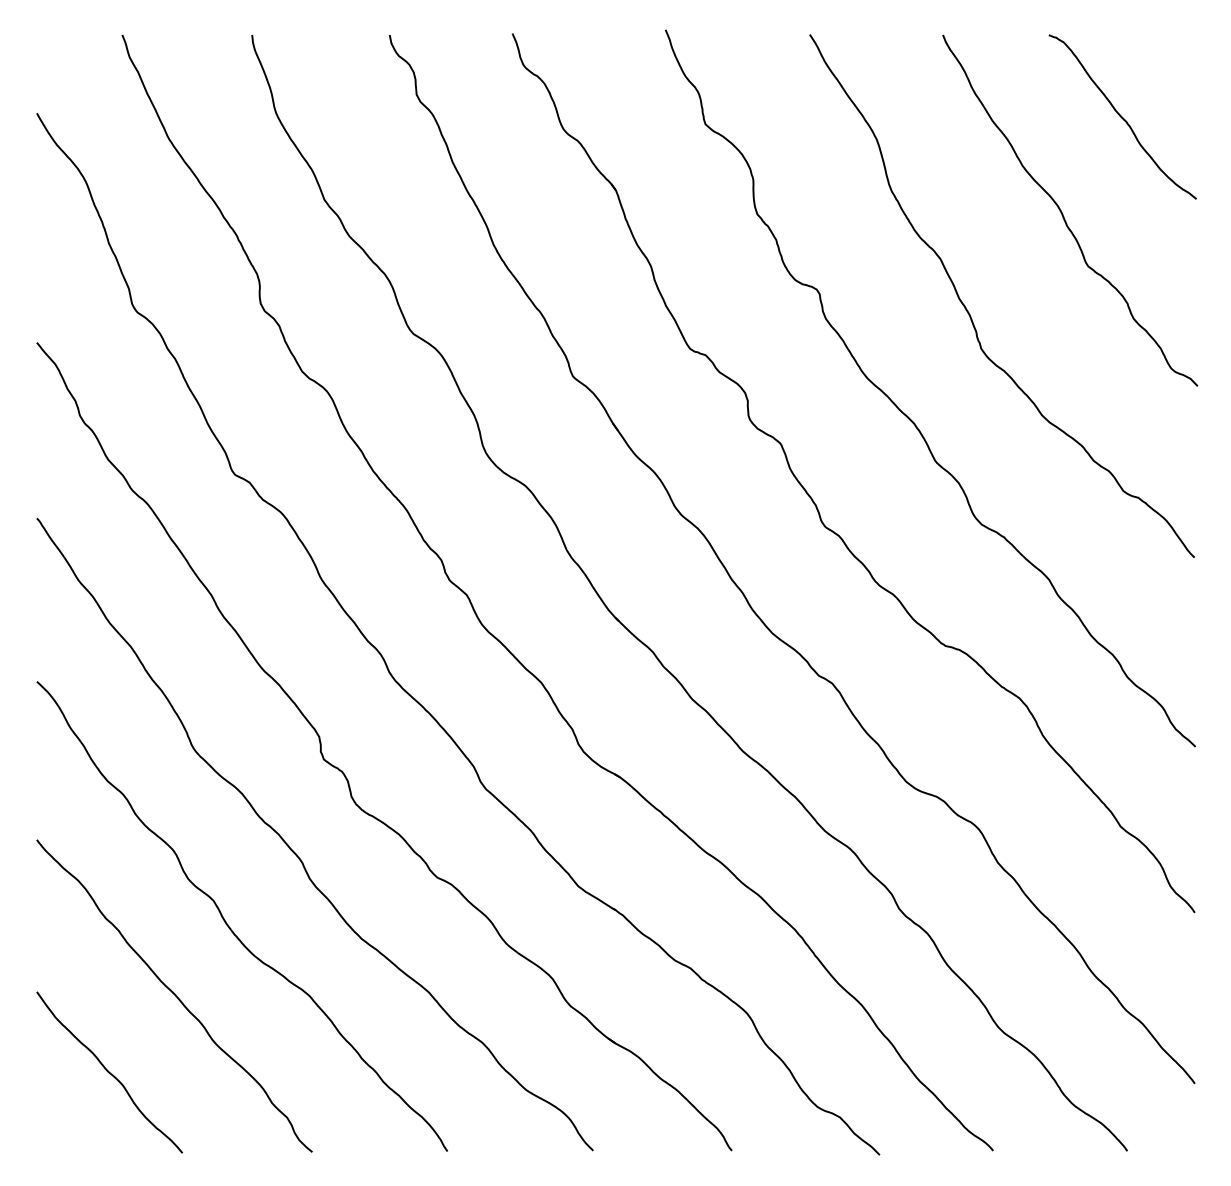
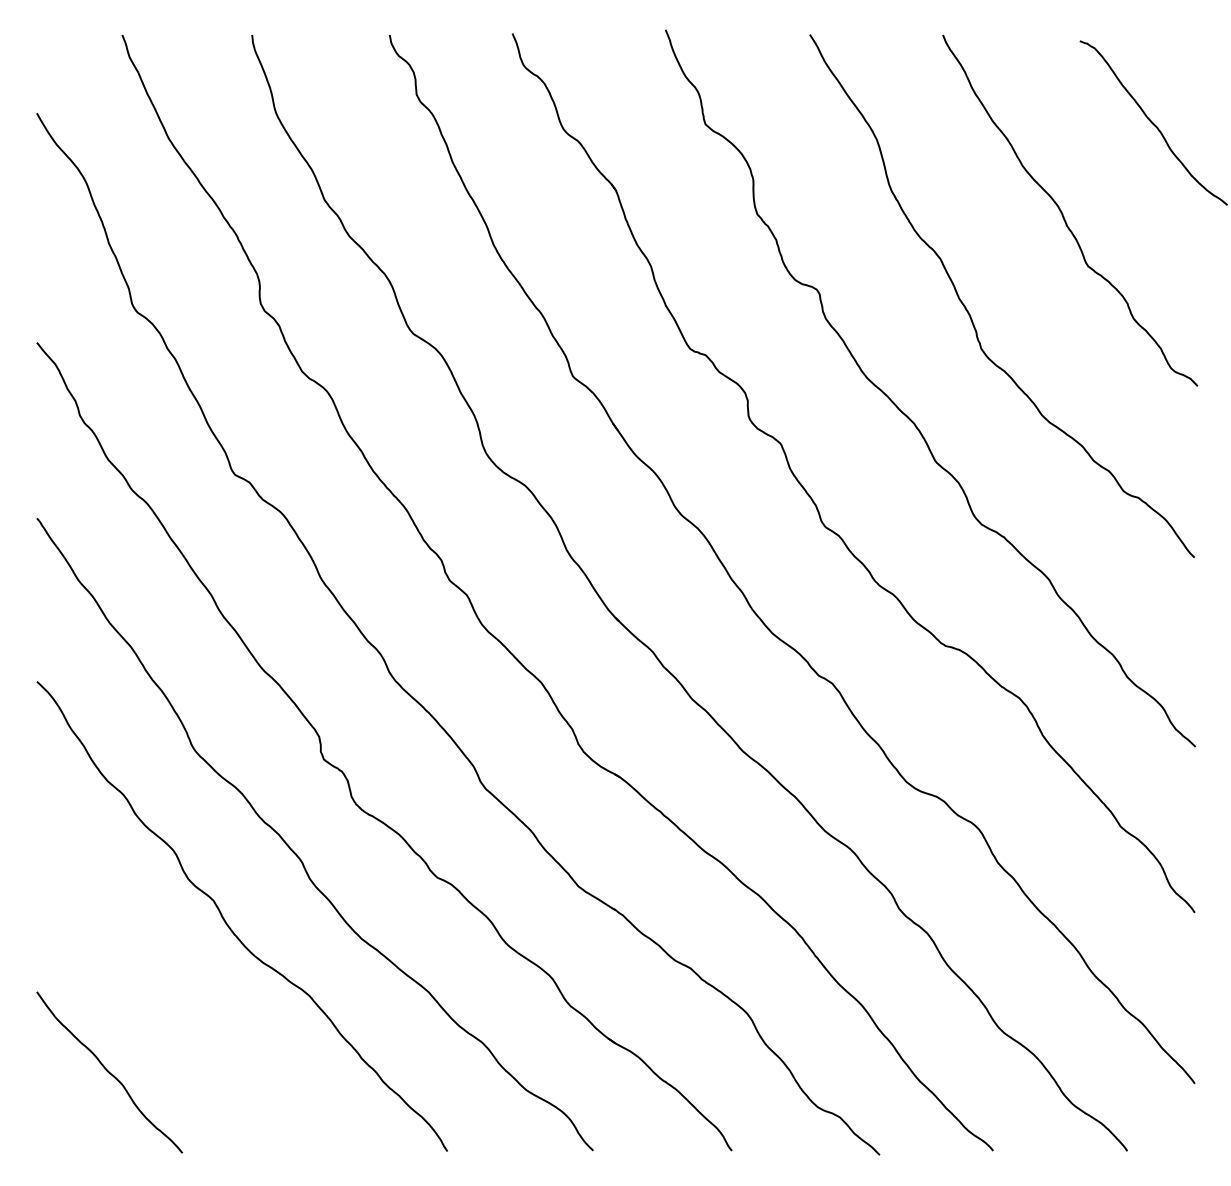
curve position: (1122, 116) -> (1153, 122) (1153, 122)
curve: present -> none (174, 995)
